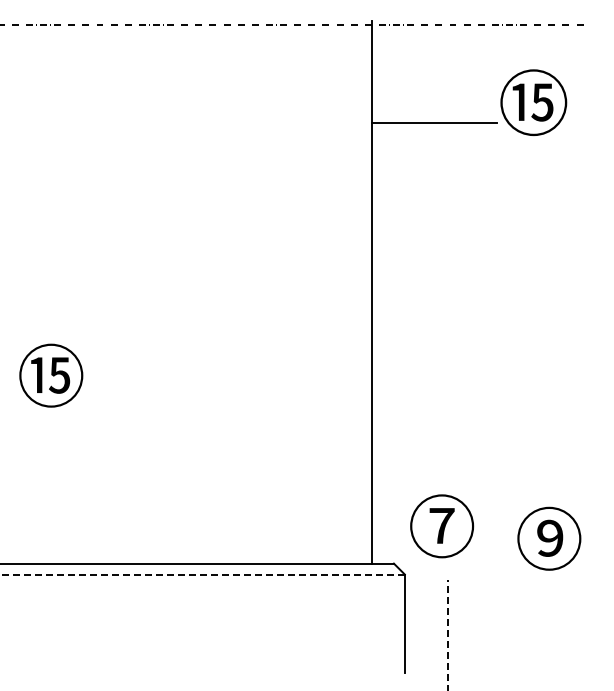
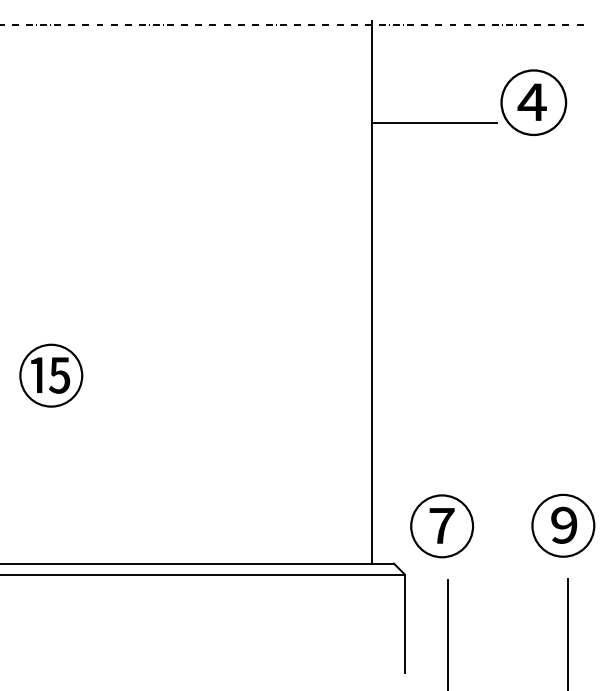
text: ⑮ -> ④ (532, 102)
text position: (549, 538) -> (563, 525) (563, 525)
line: dashed -> solid (202, 574)
line: none -> present (568, 632)
line: dashed -> solid (447, 634)
